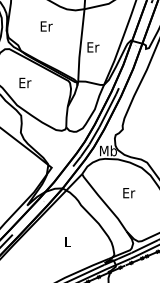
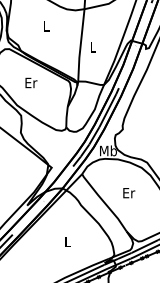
text: Er -> L (46, 26)
text: Er -> L (93, 47)
text position: (25, 82) -> (31, 82) (31, 82)
